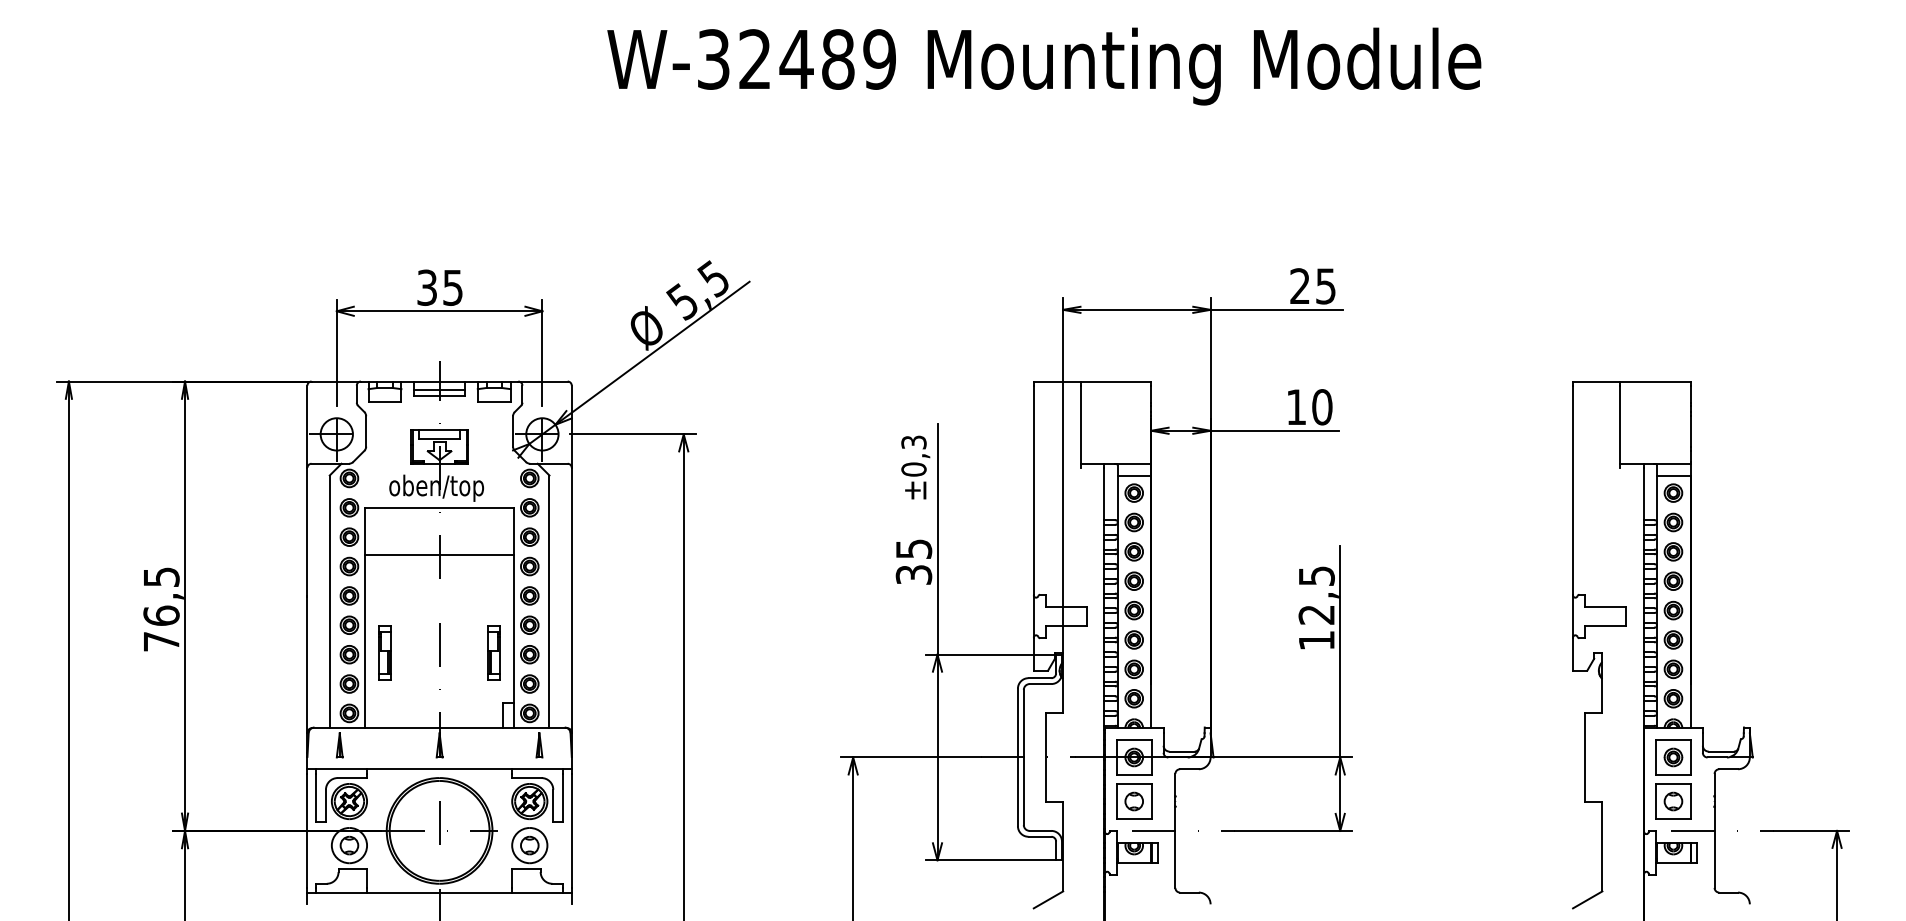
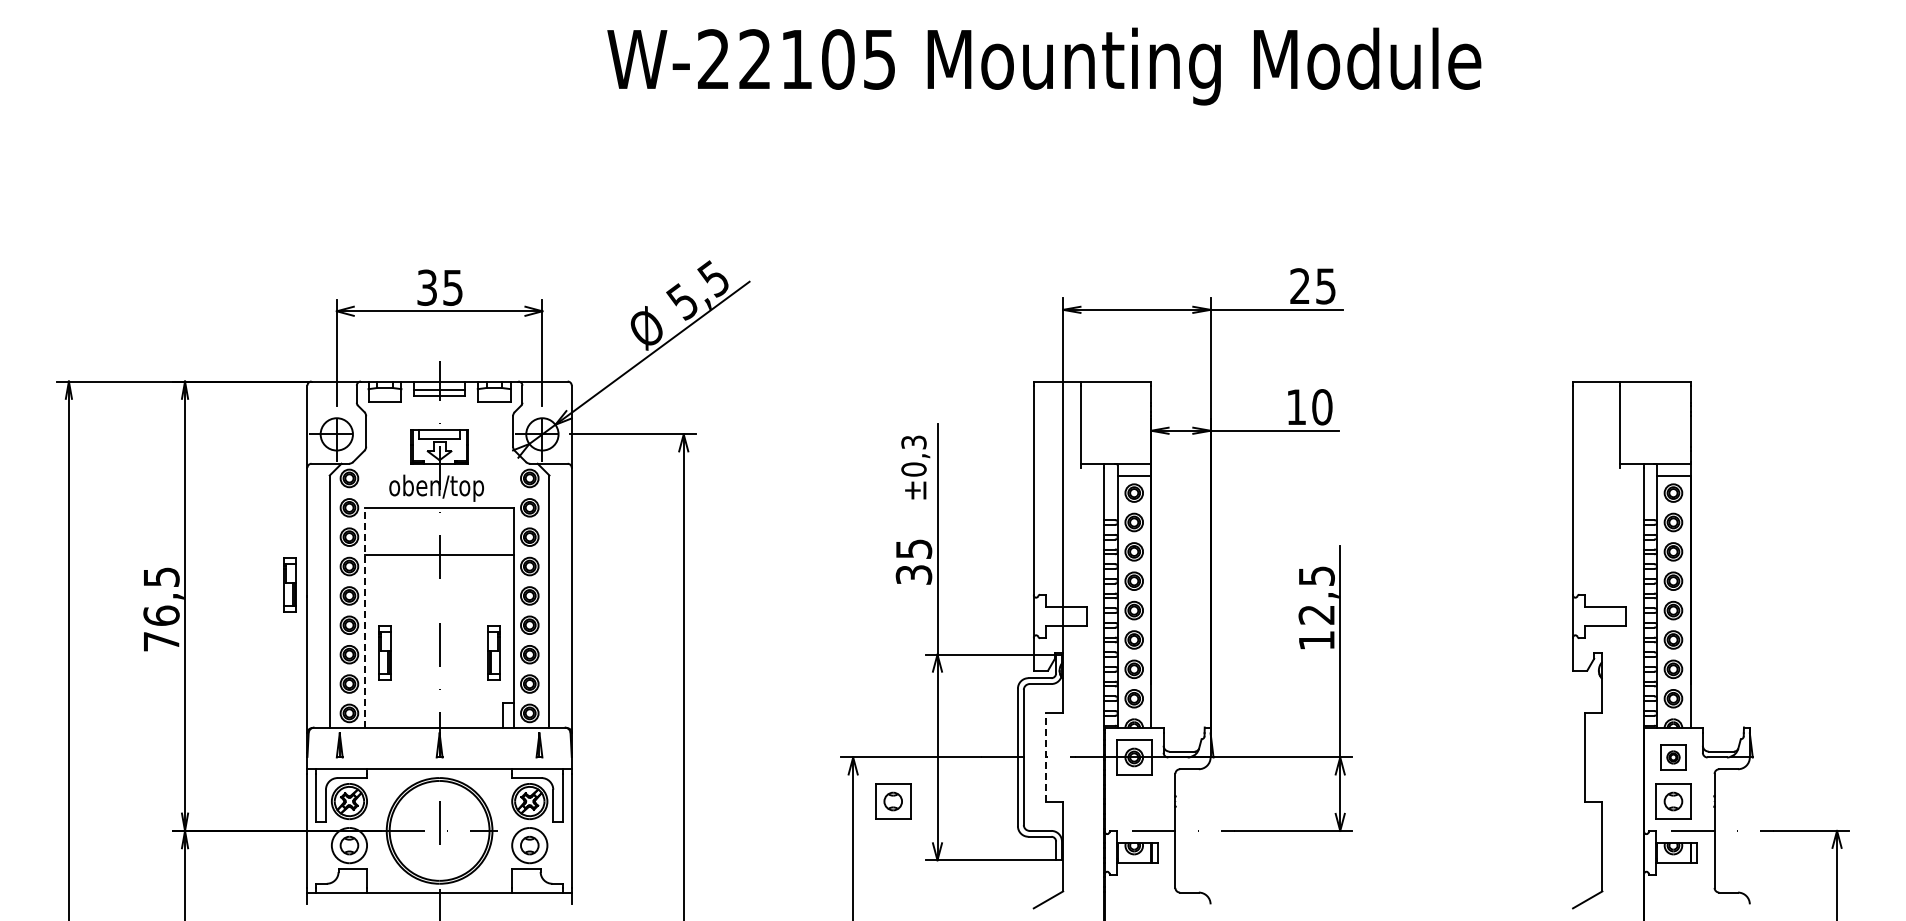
text: W-32489 -> W-22105 (796, 59)
part: none -> present (289, 584)
line: solid -> dashed (365, 617)
line: solid -> dashed (1045, 756)
part size: 37x37 px -> 27x27 px (1673, 757)
part position: (1134, 801) -> (893, 801) (893, 801)
